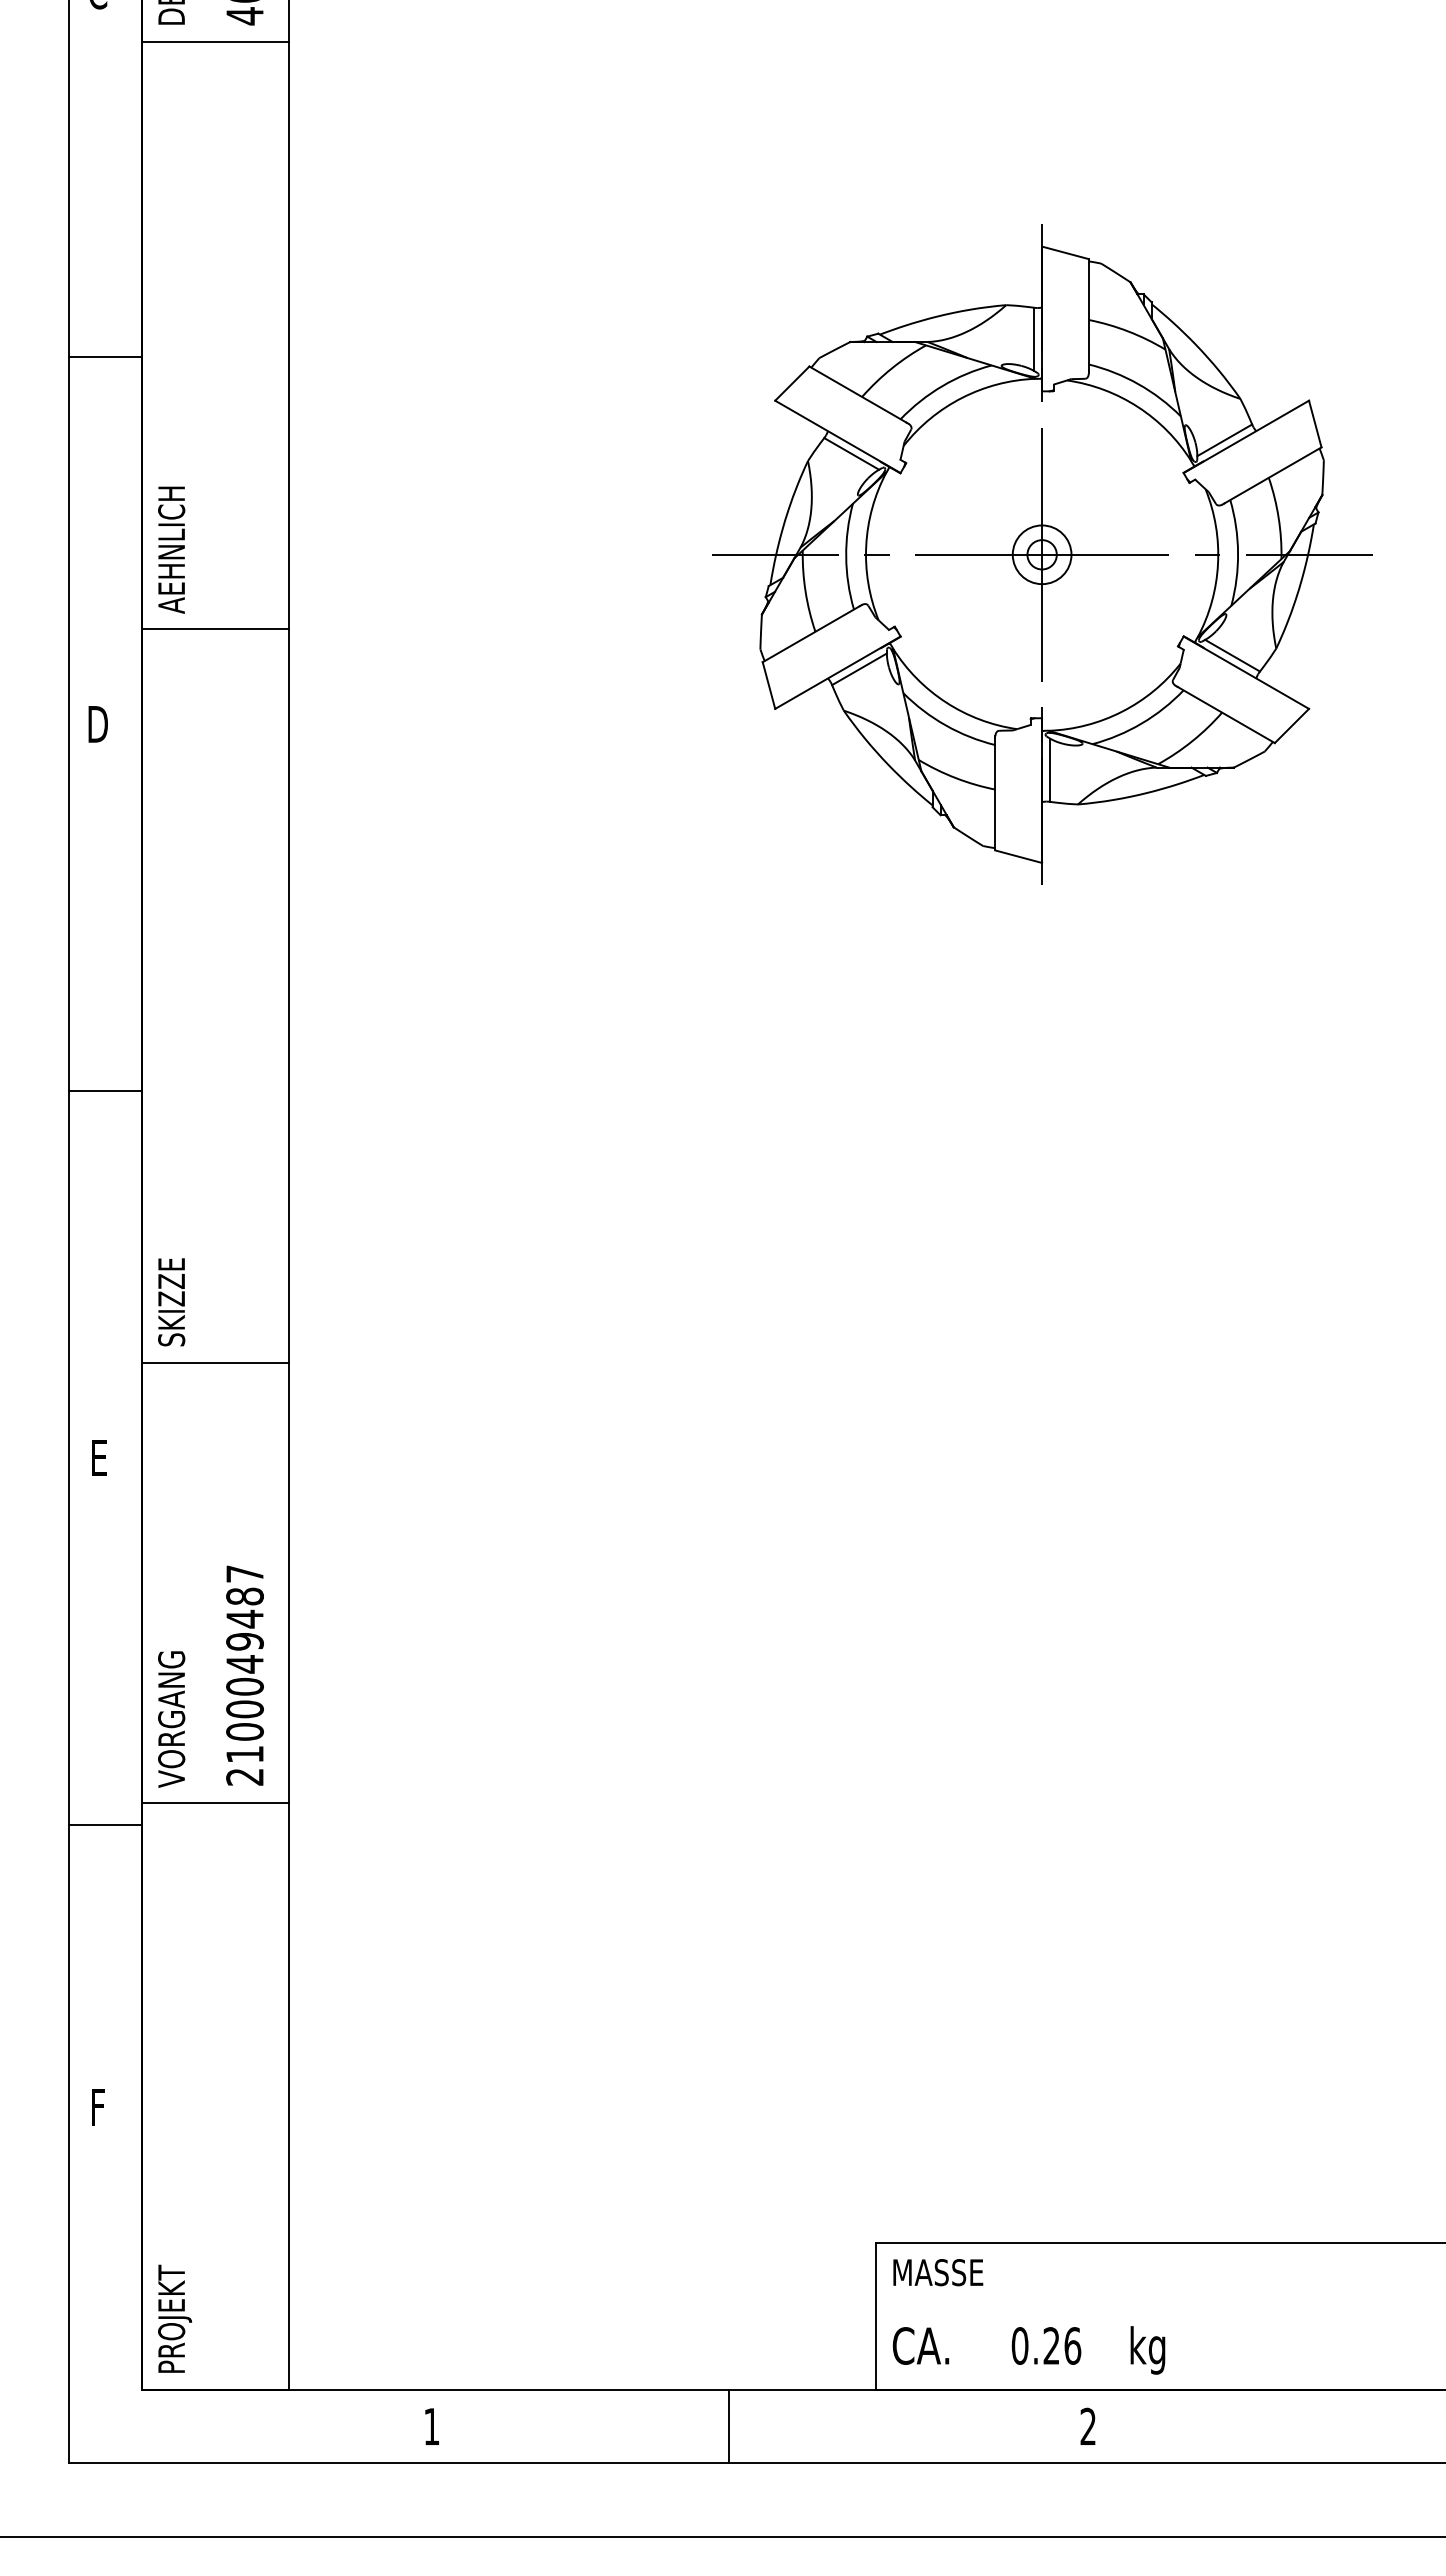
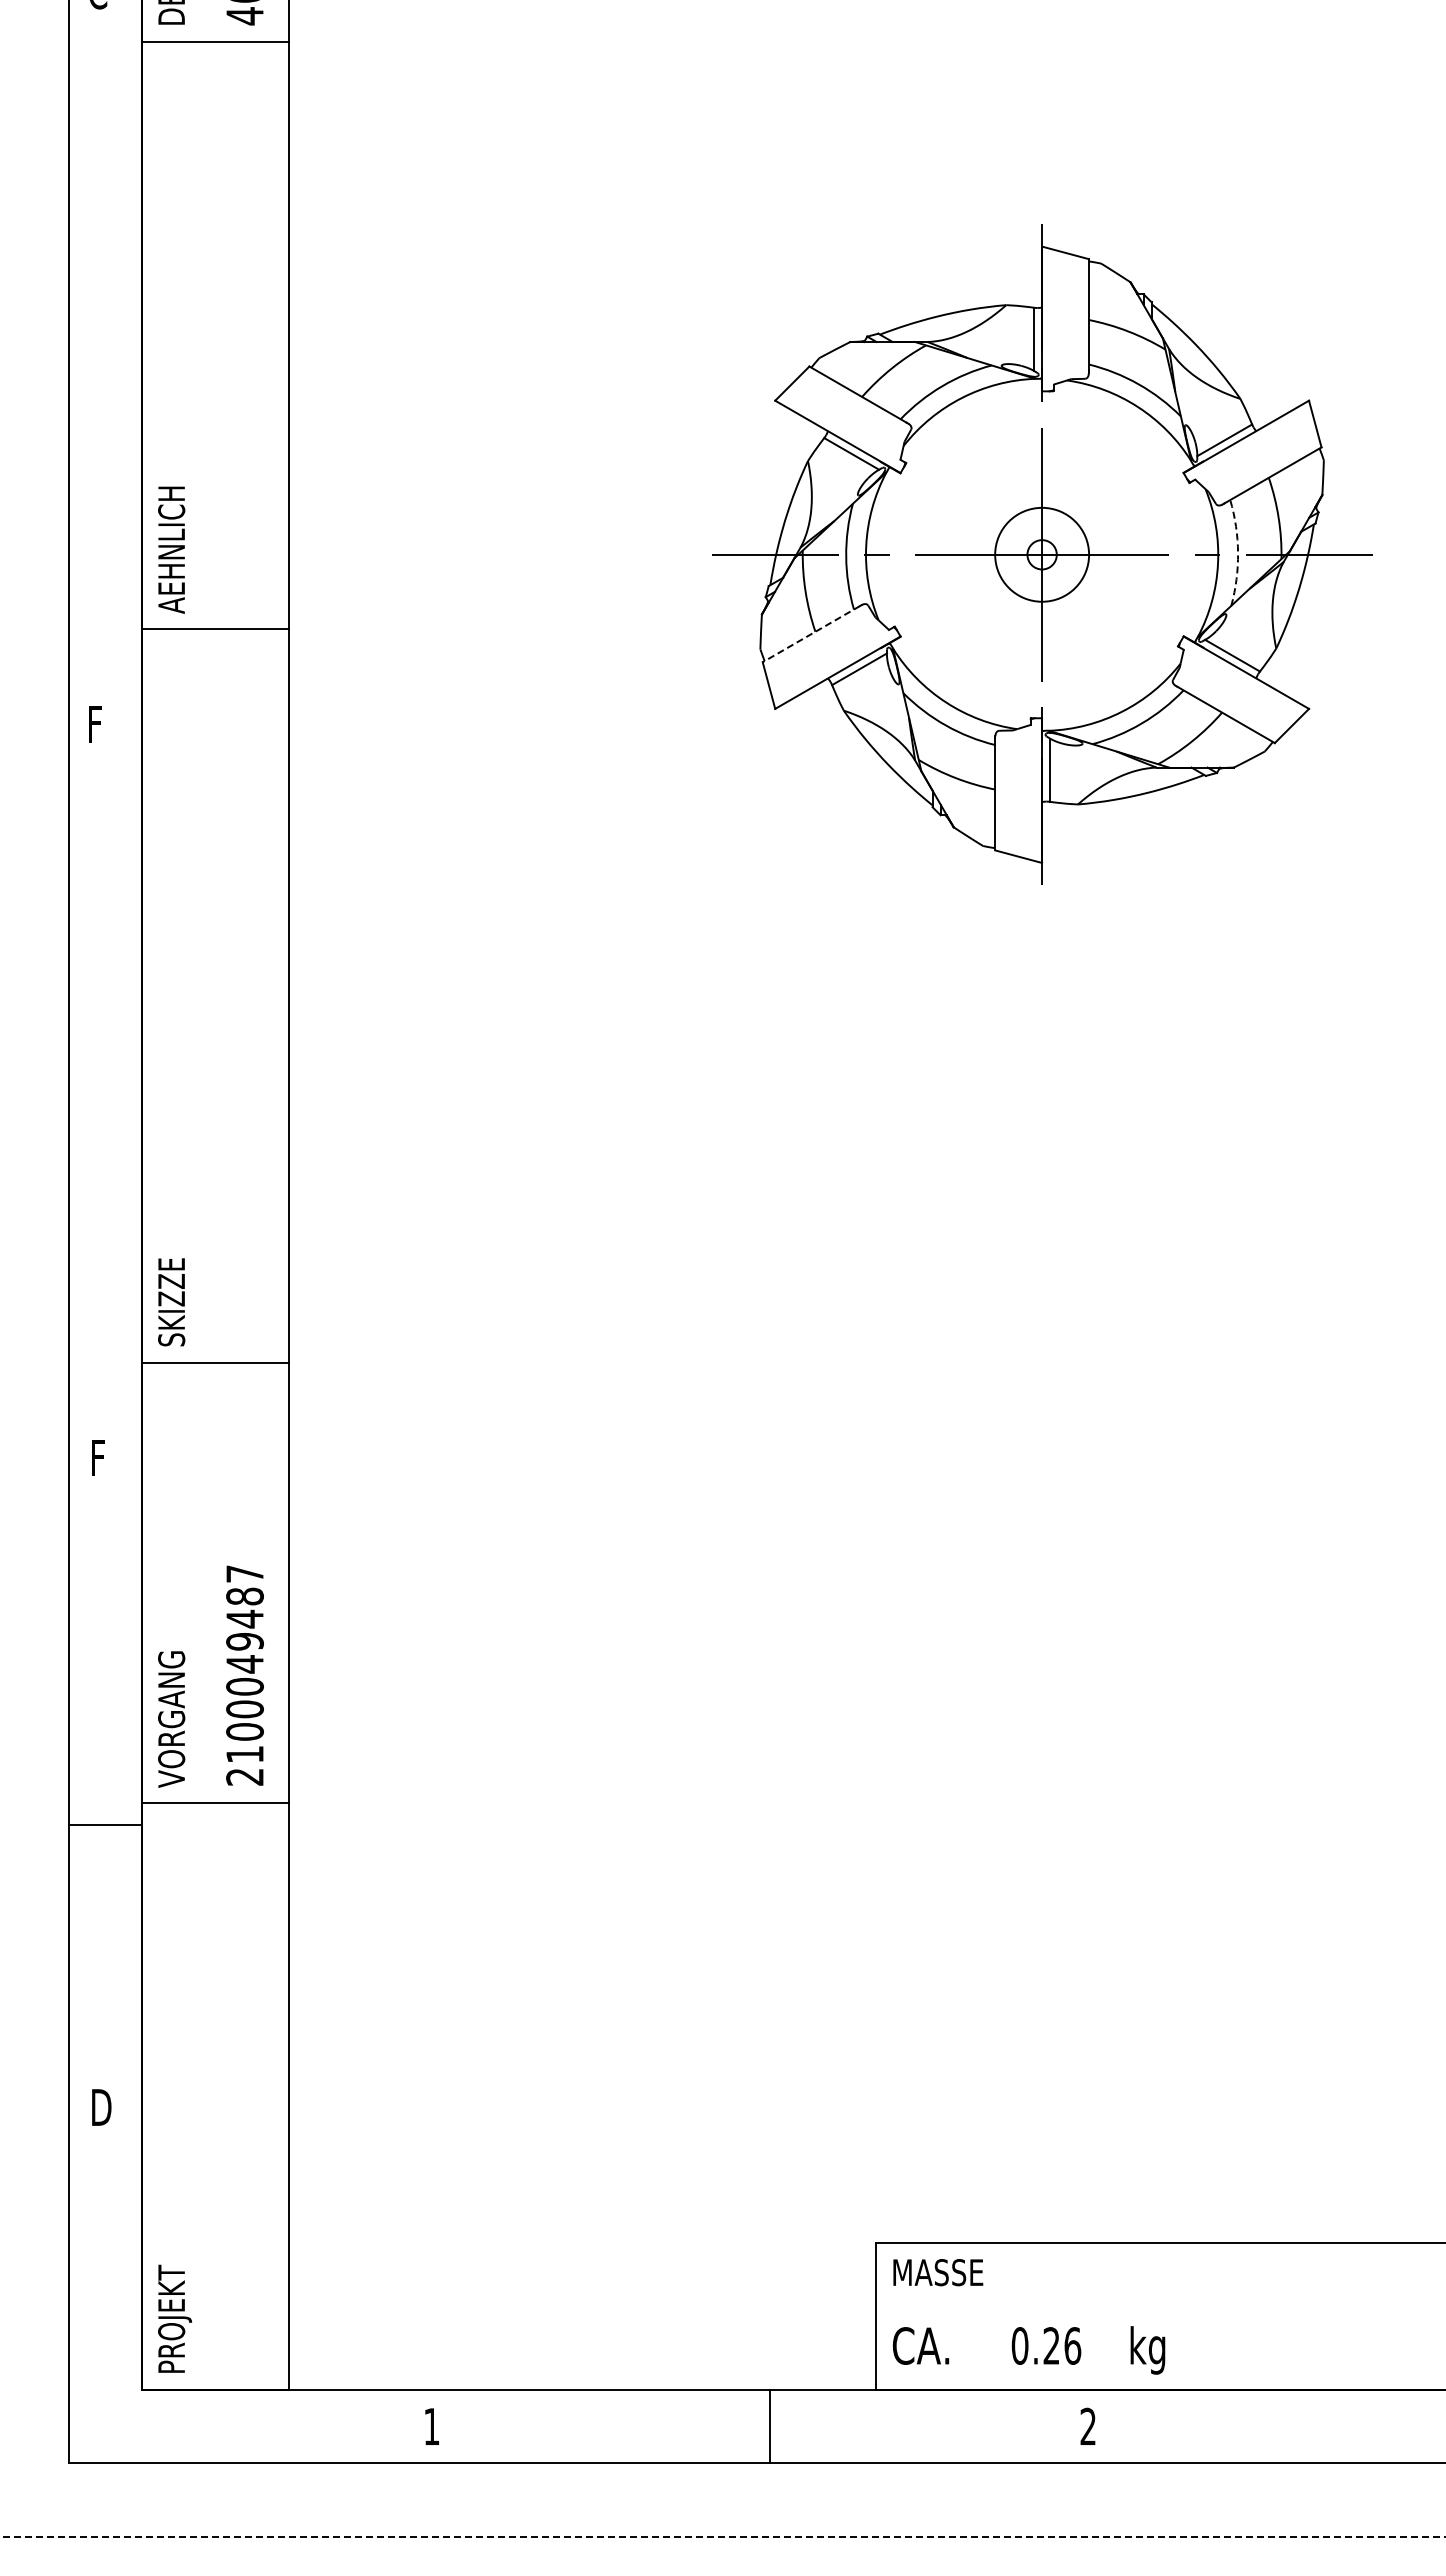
line: present -> none (105, 357)
arc: solid -> dashed (1238, 552)
circle diameter: 59 px -> 94 px (1042, 554)
line: solid -> dashed (810, 634)
text: D -> F (97, 724)
line: present -> none (105, 1091)
text: E -> F (100, 1457)
text: F -> D (101, 2107)
line position: (729, 2426) -> (770, 2426) (770, 2426)
line: solid -> dashed (723, 2536)
